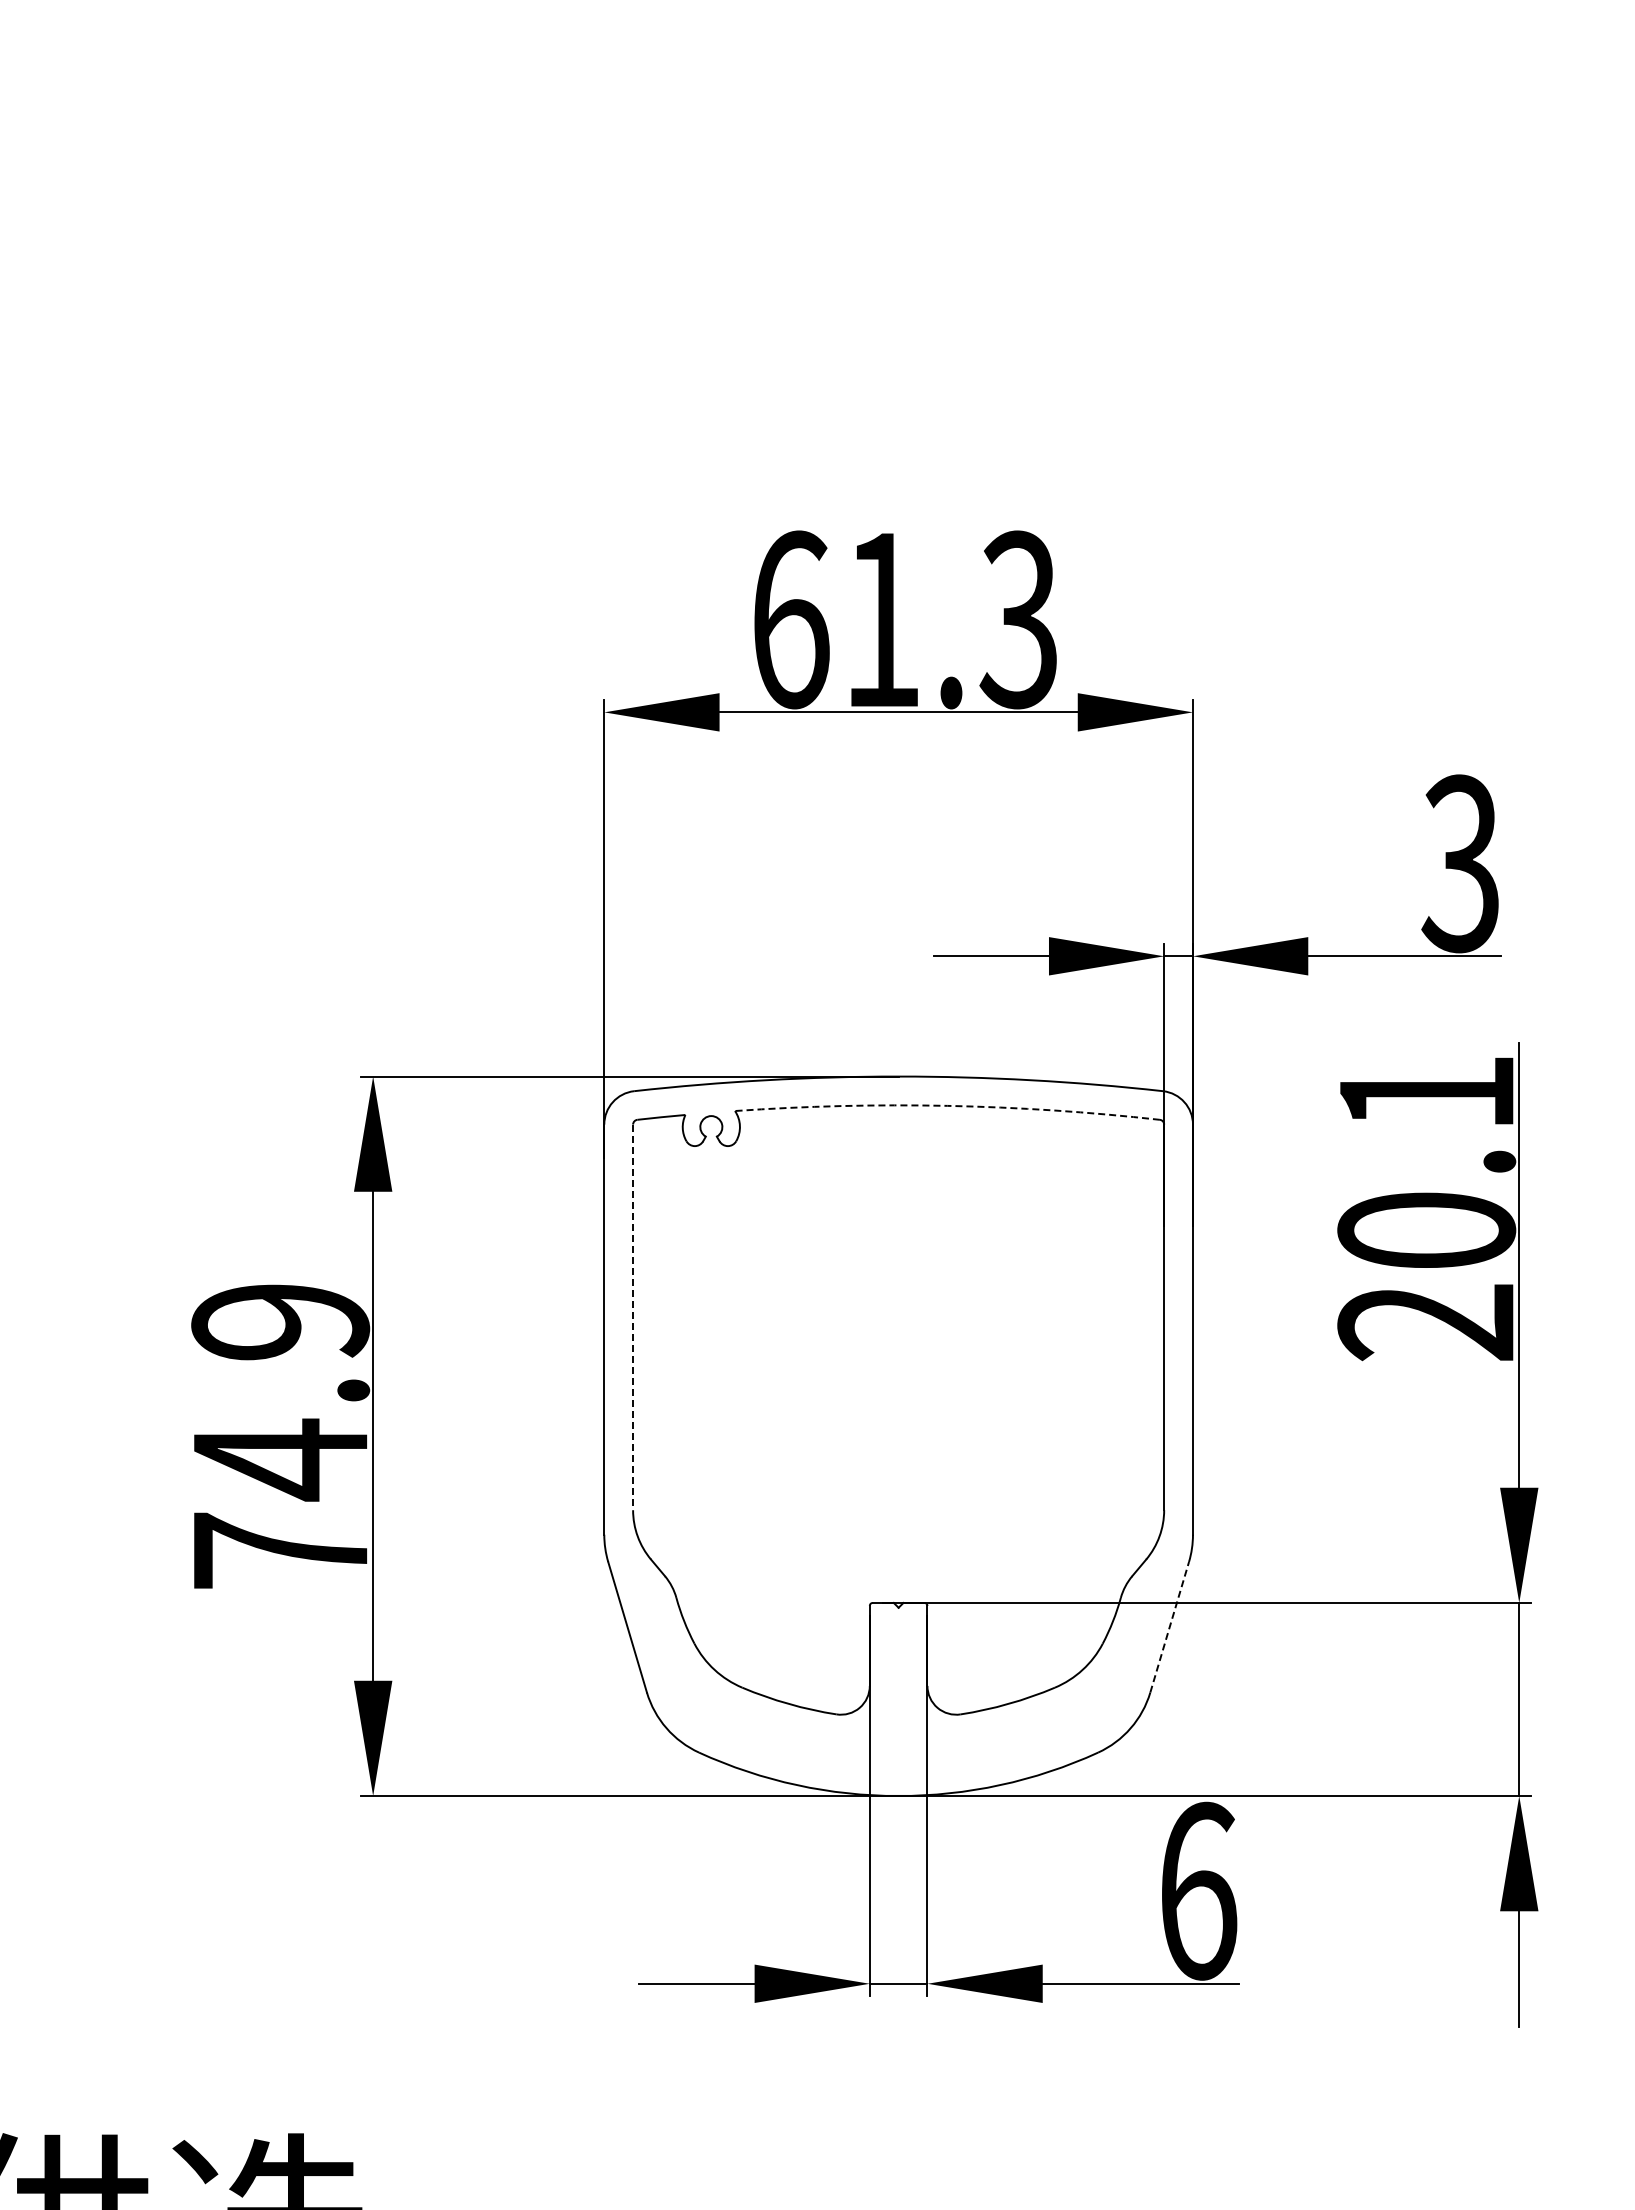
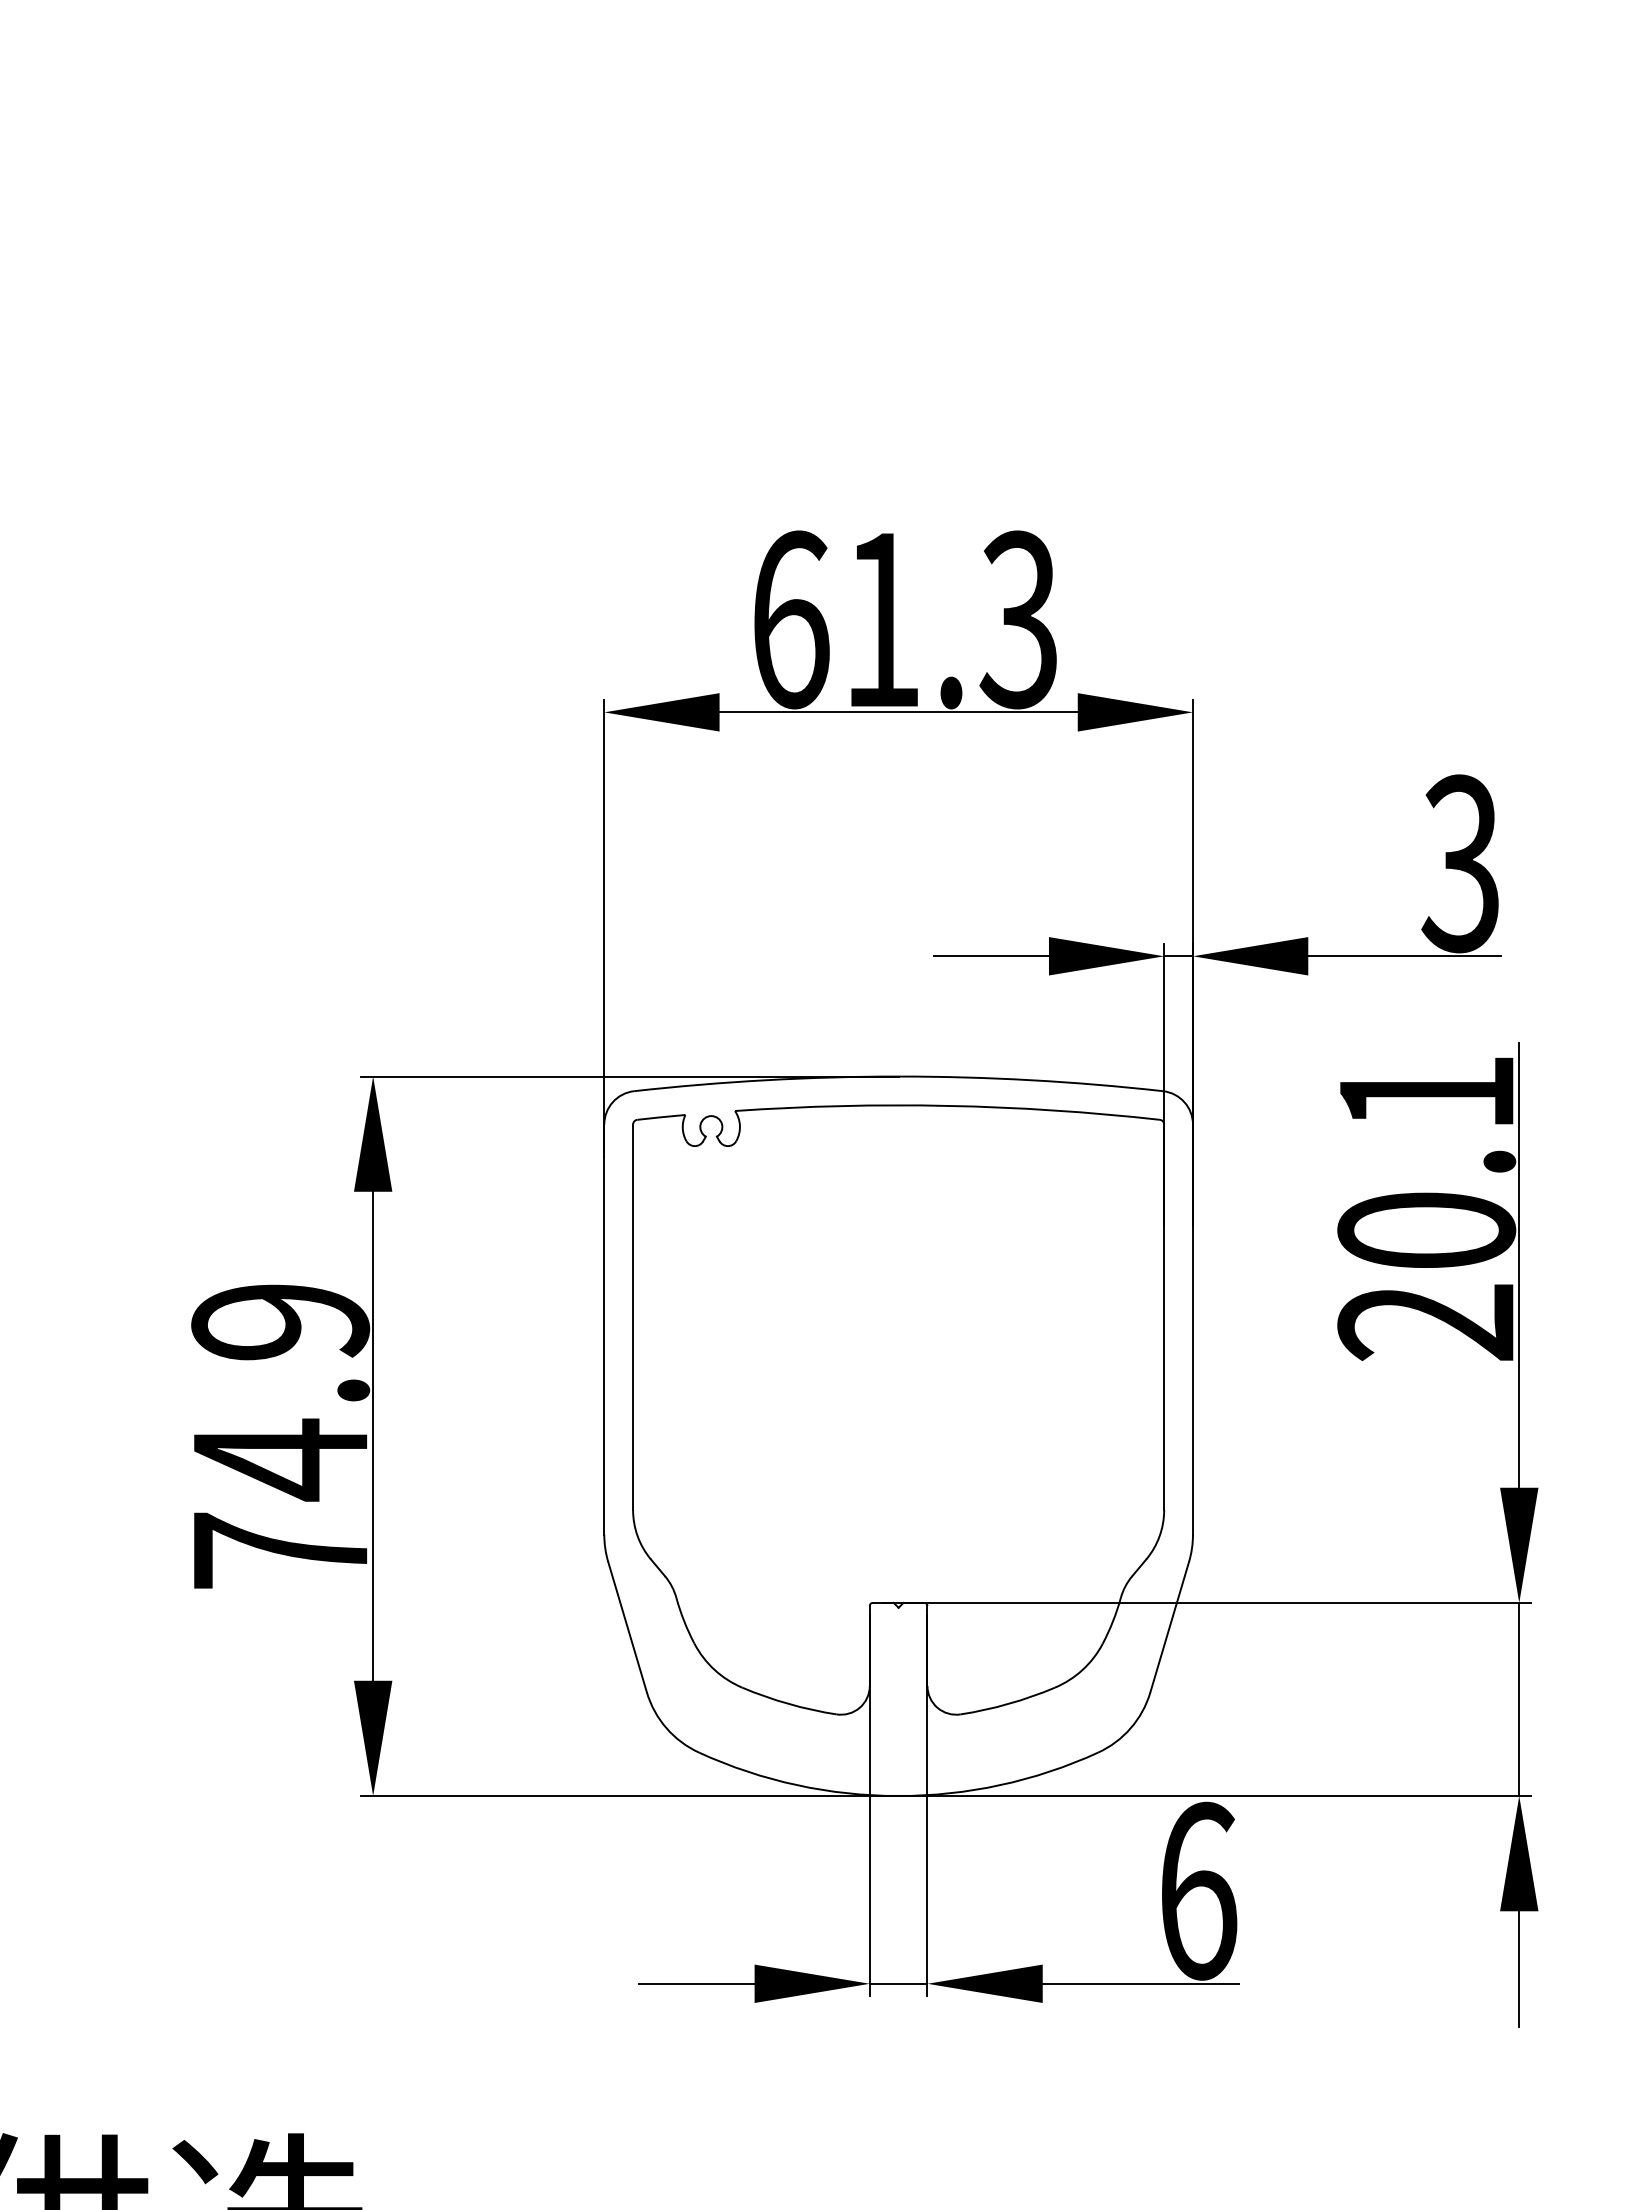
arc: dashed -> solid (947, 1105)
line: dashed -> solid (633, 1317)
line: dashed -> solid (1169, 1626)
